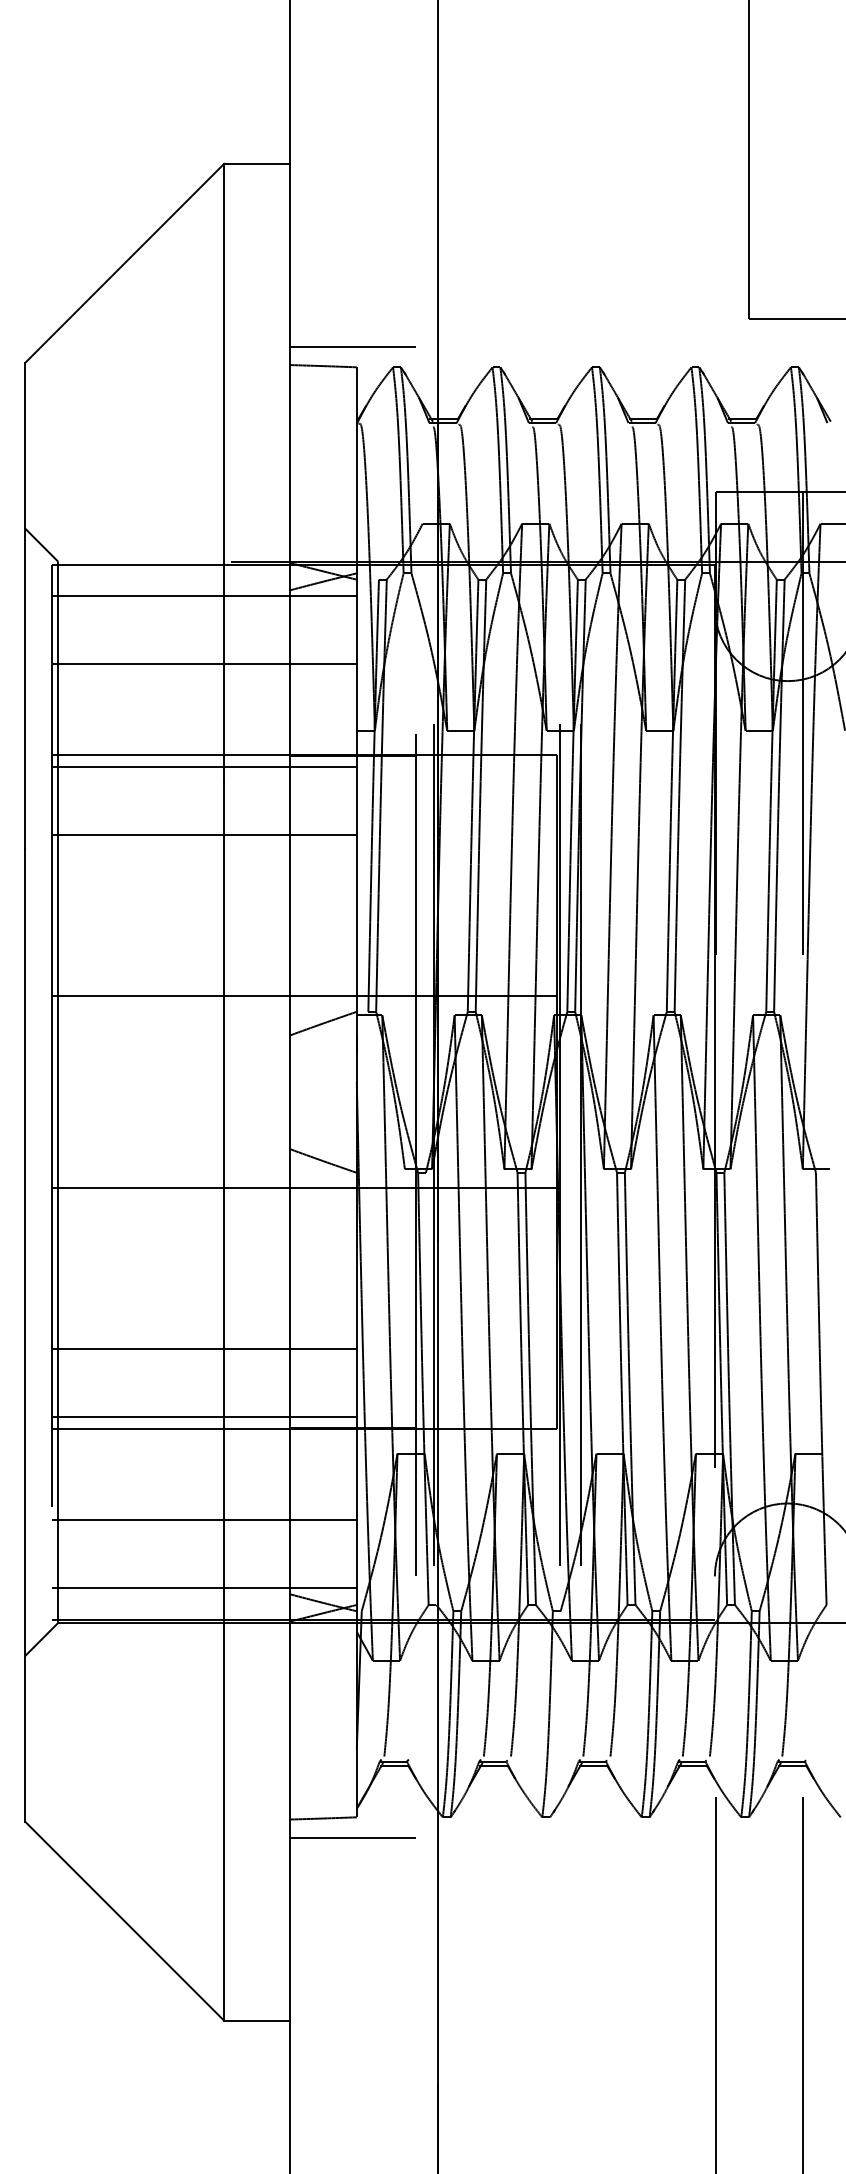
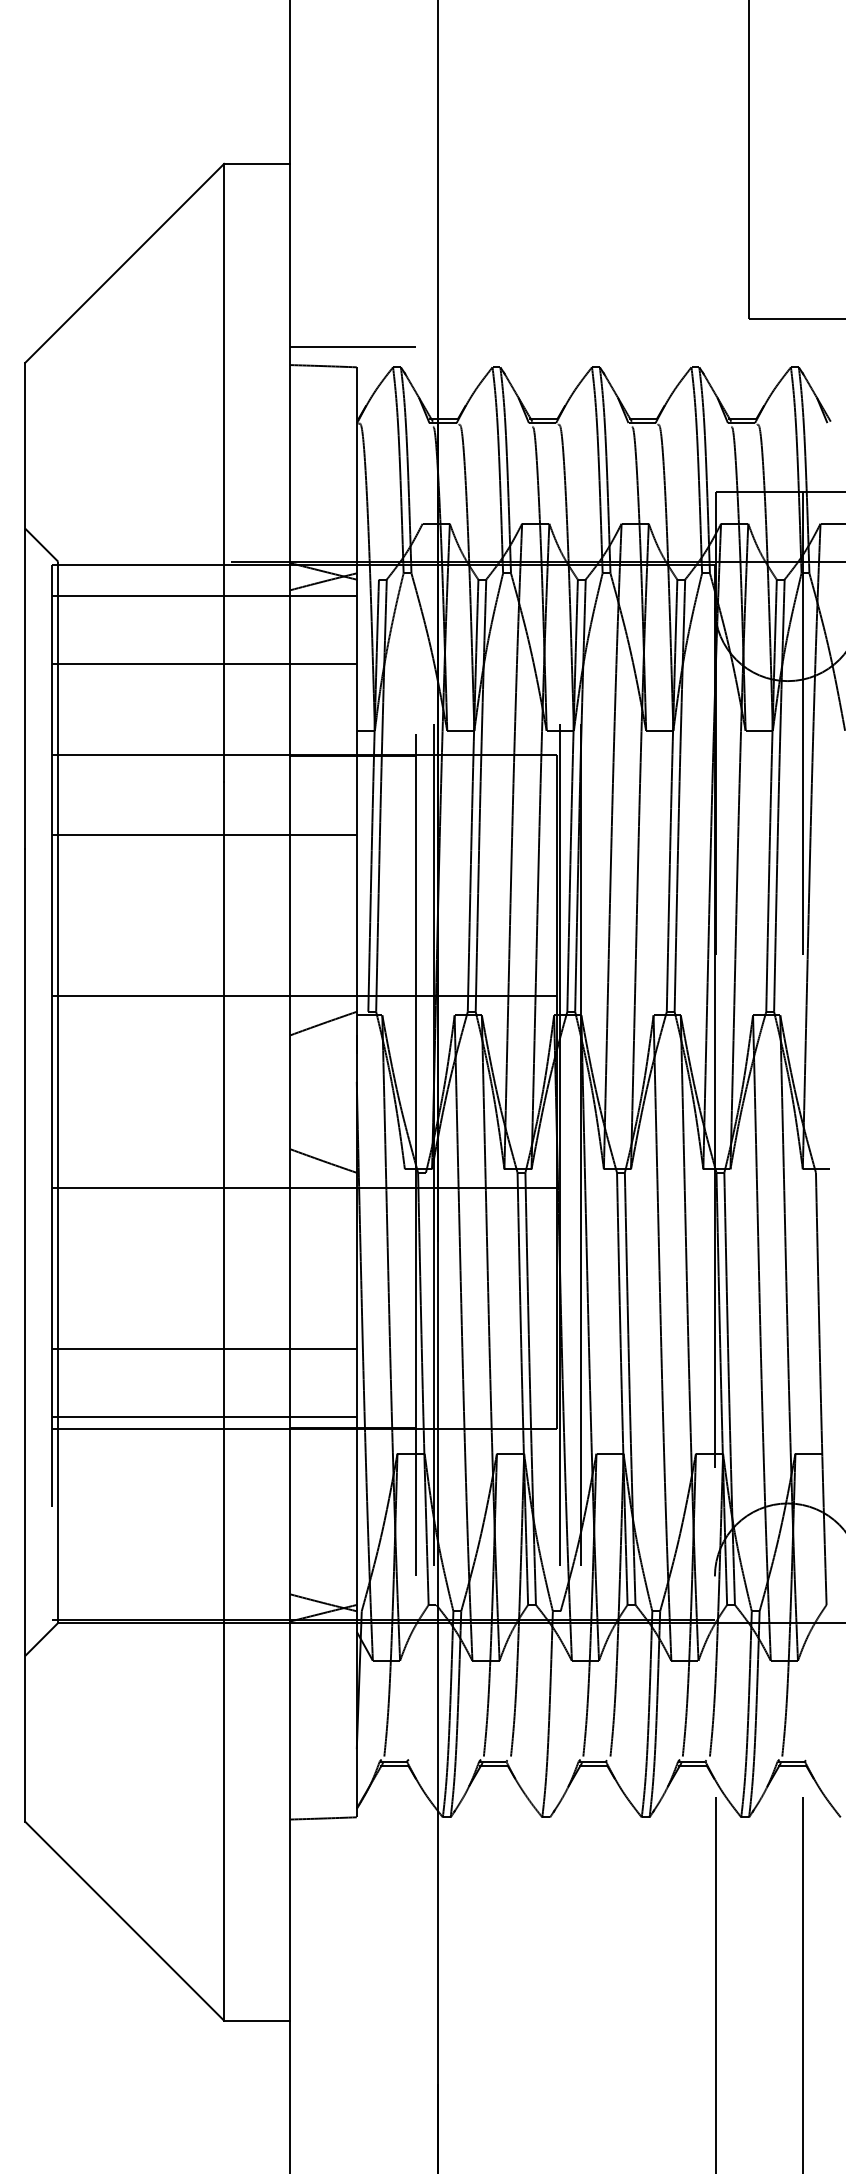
line: present -> none (203, 767)
line: present -> none (203, 1520)
line: present -> none (203, 1588)
line: present -> none (353, 1837)
